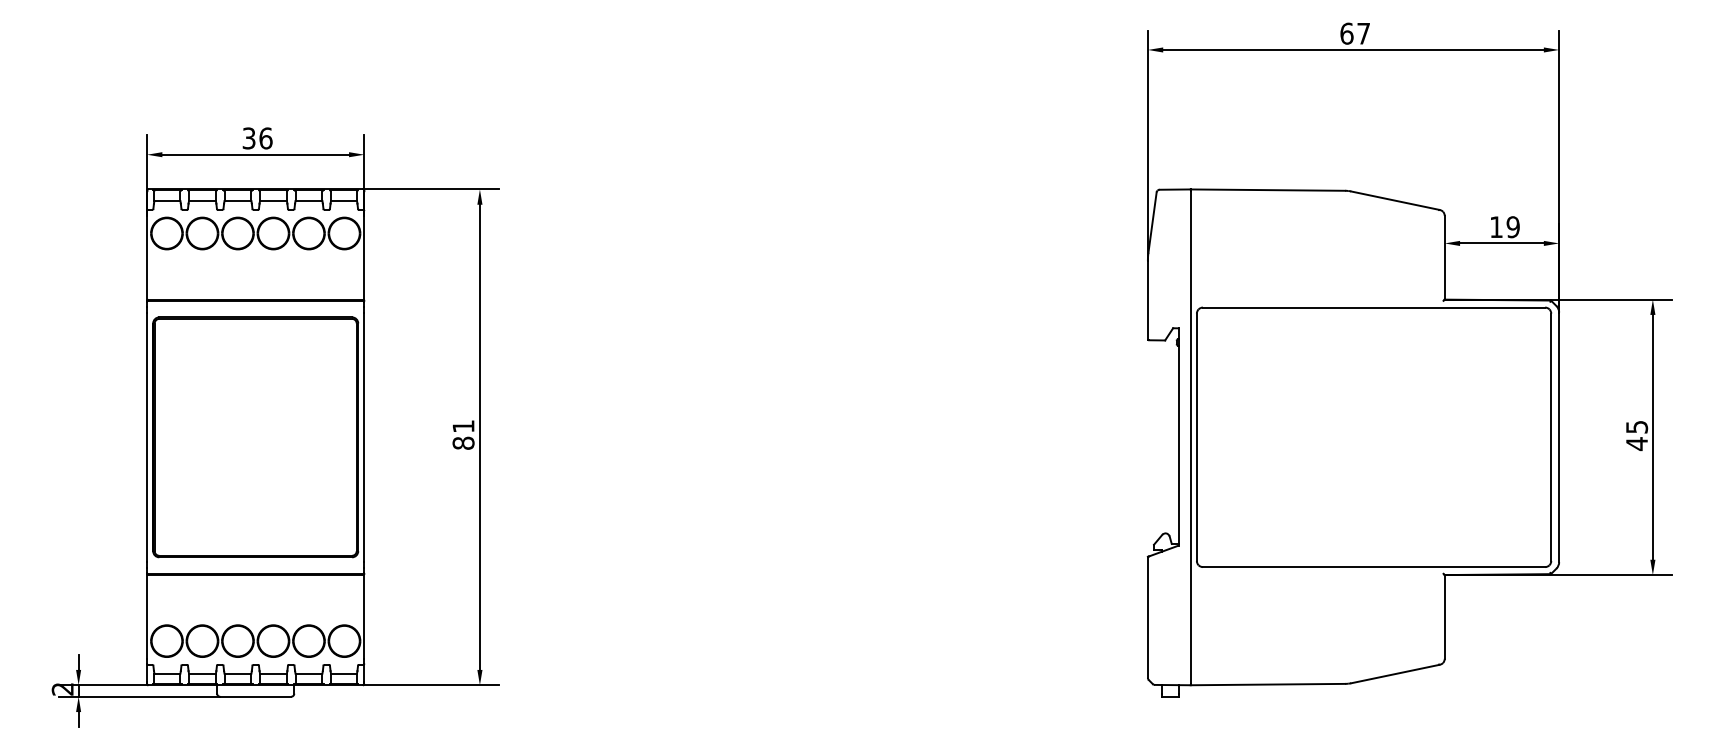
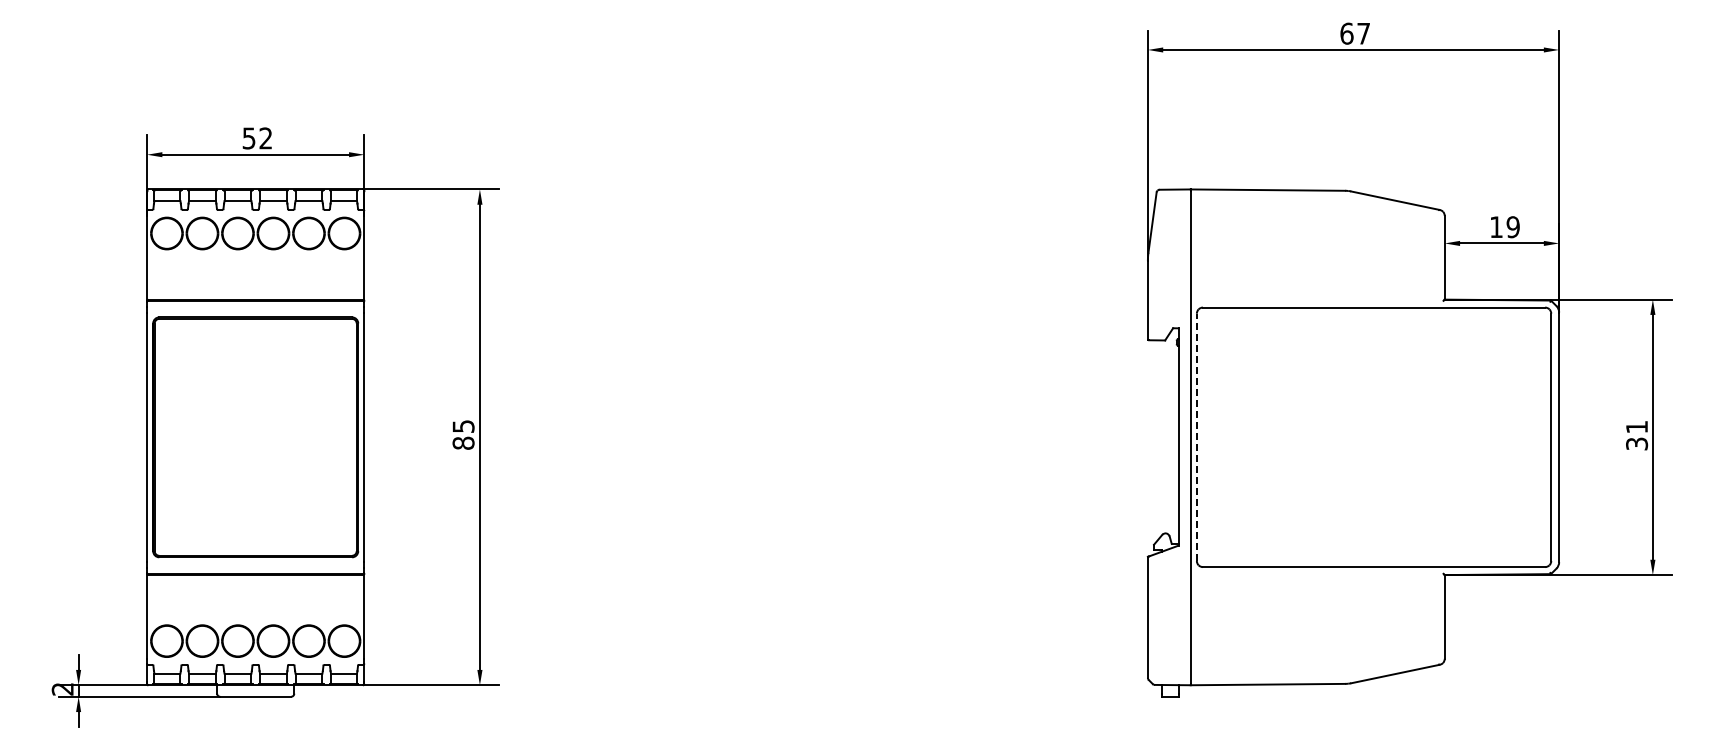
text: 36 -> 52 (257, 138)
text: 81 -> 85 (463, 426)
text: 45 -> 31 (1637, 436)
line: solid -> dashed (1196, 437)
